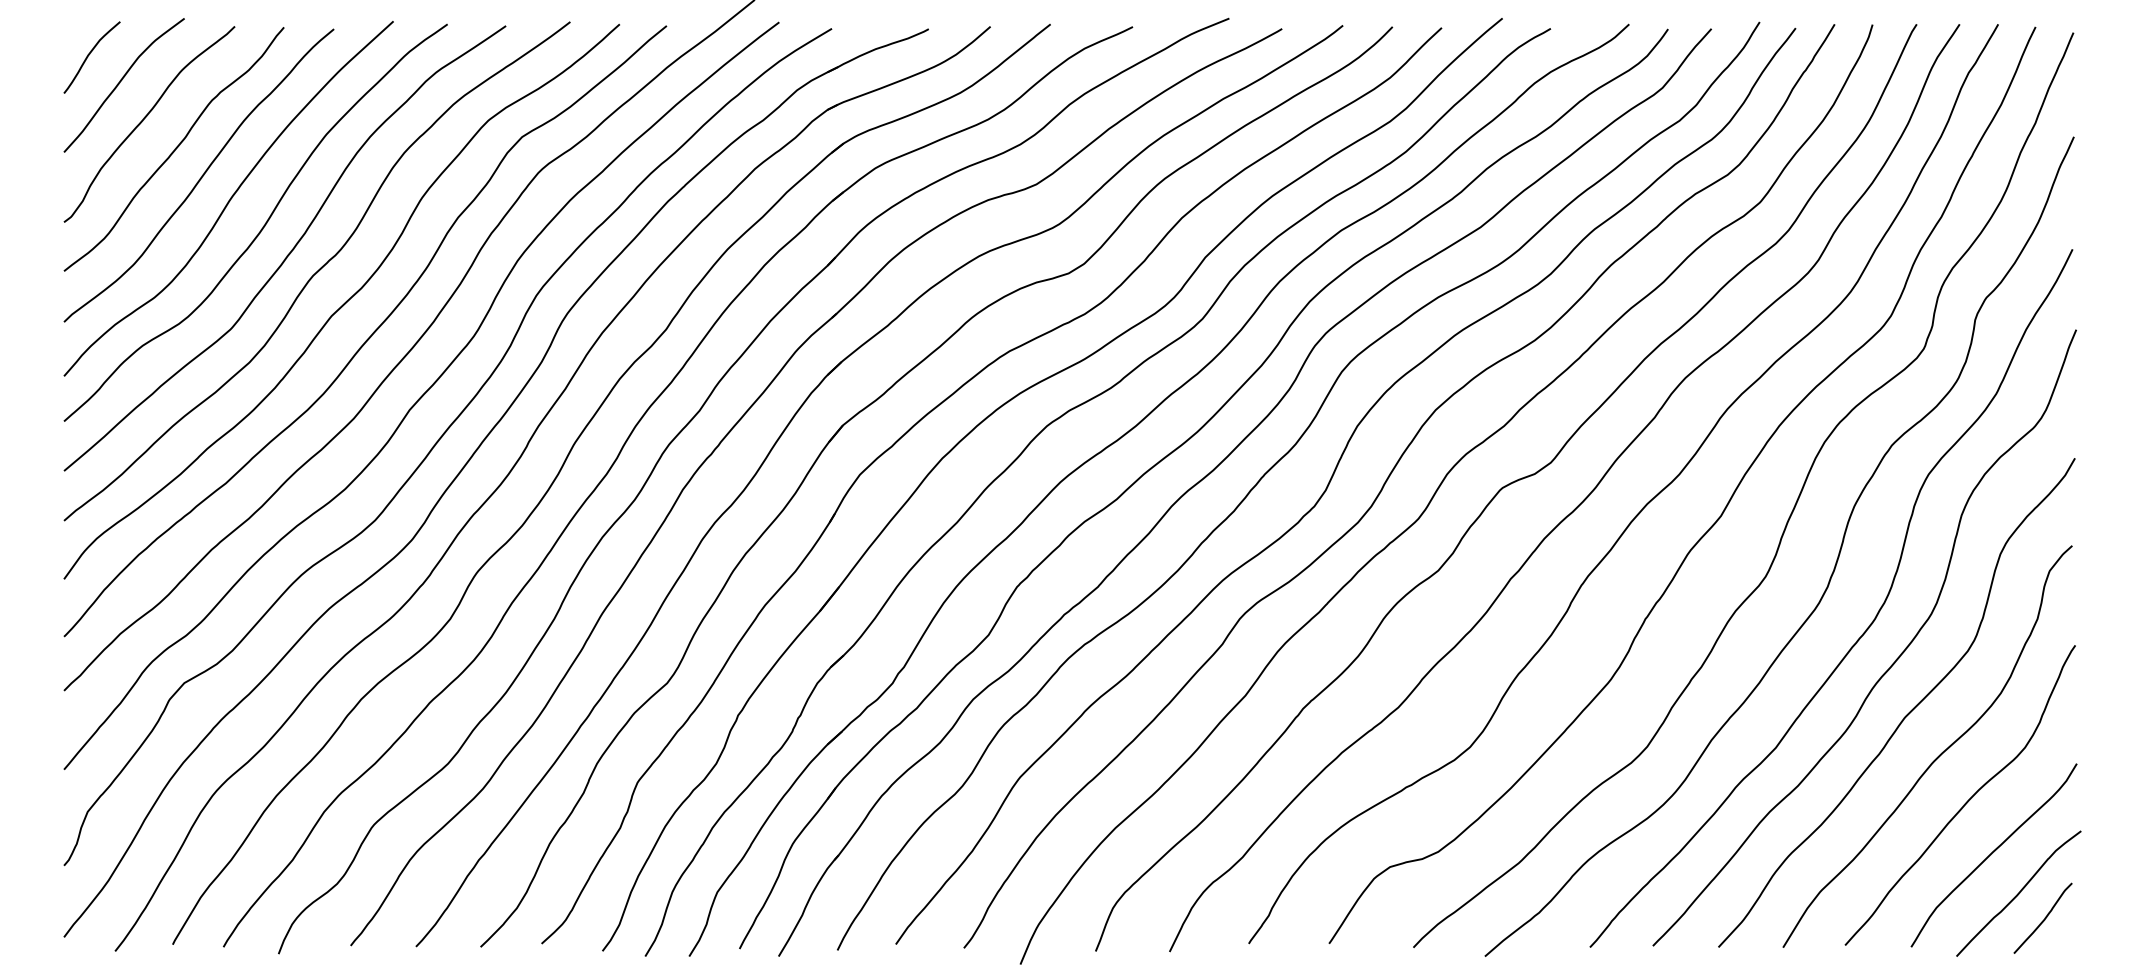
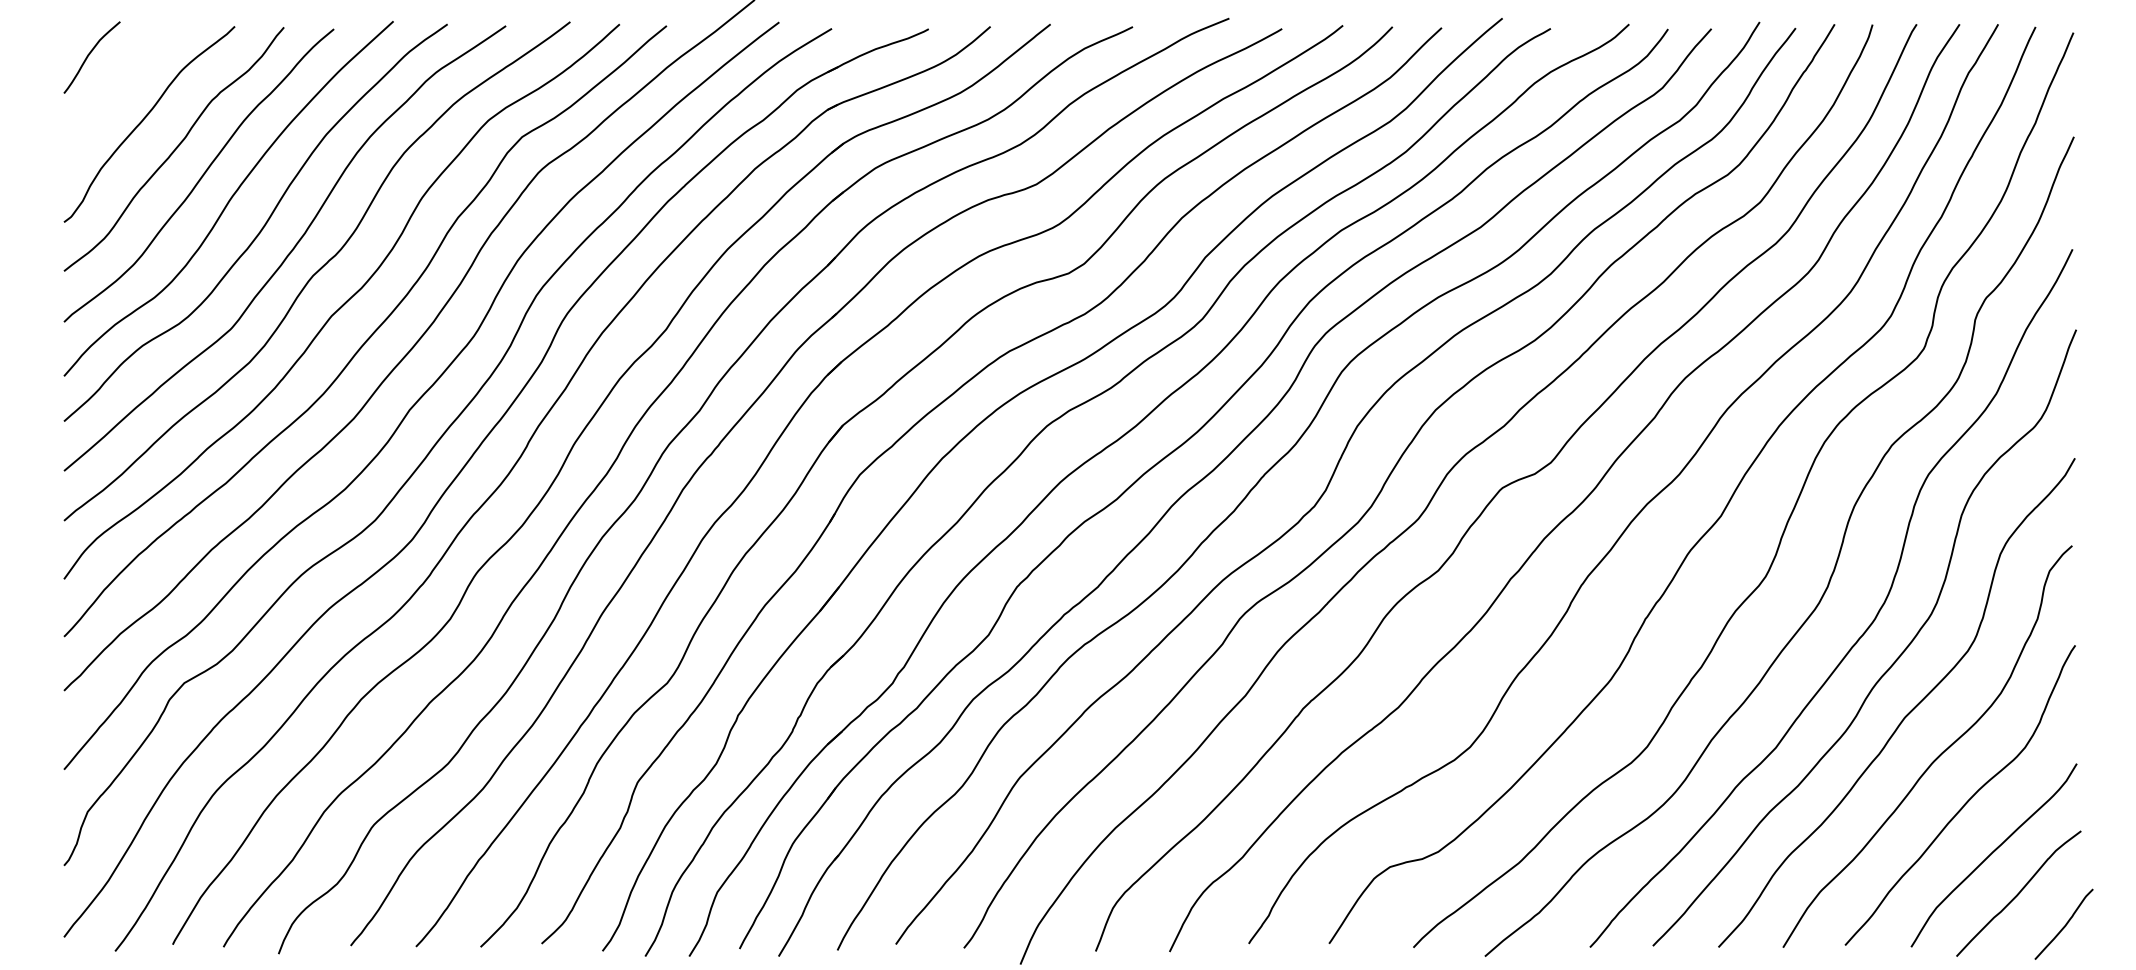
curve: present -> none (119, 84)
curve position: (2044, 917) -> (2065, 923) (2065, 923)
